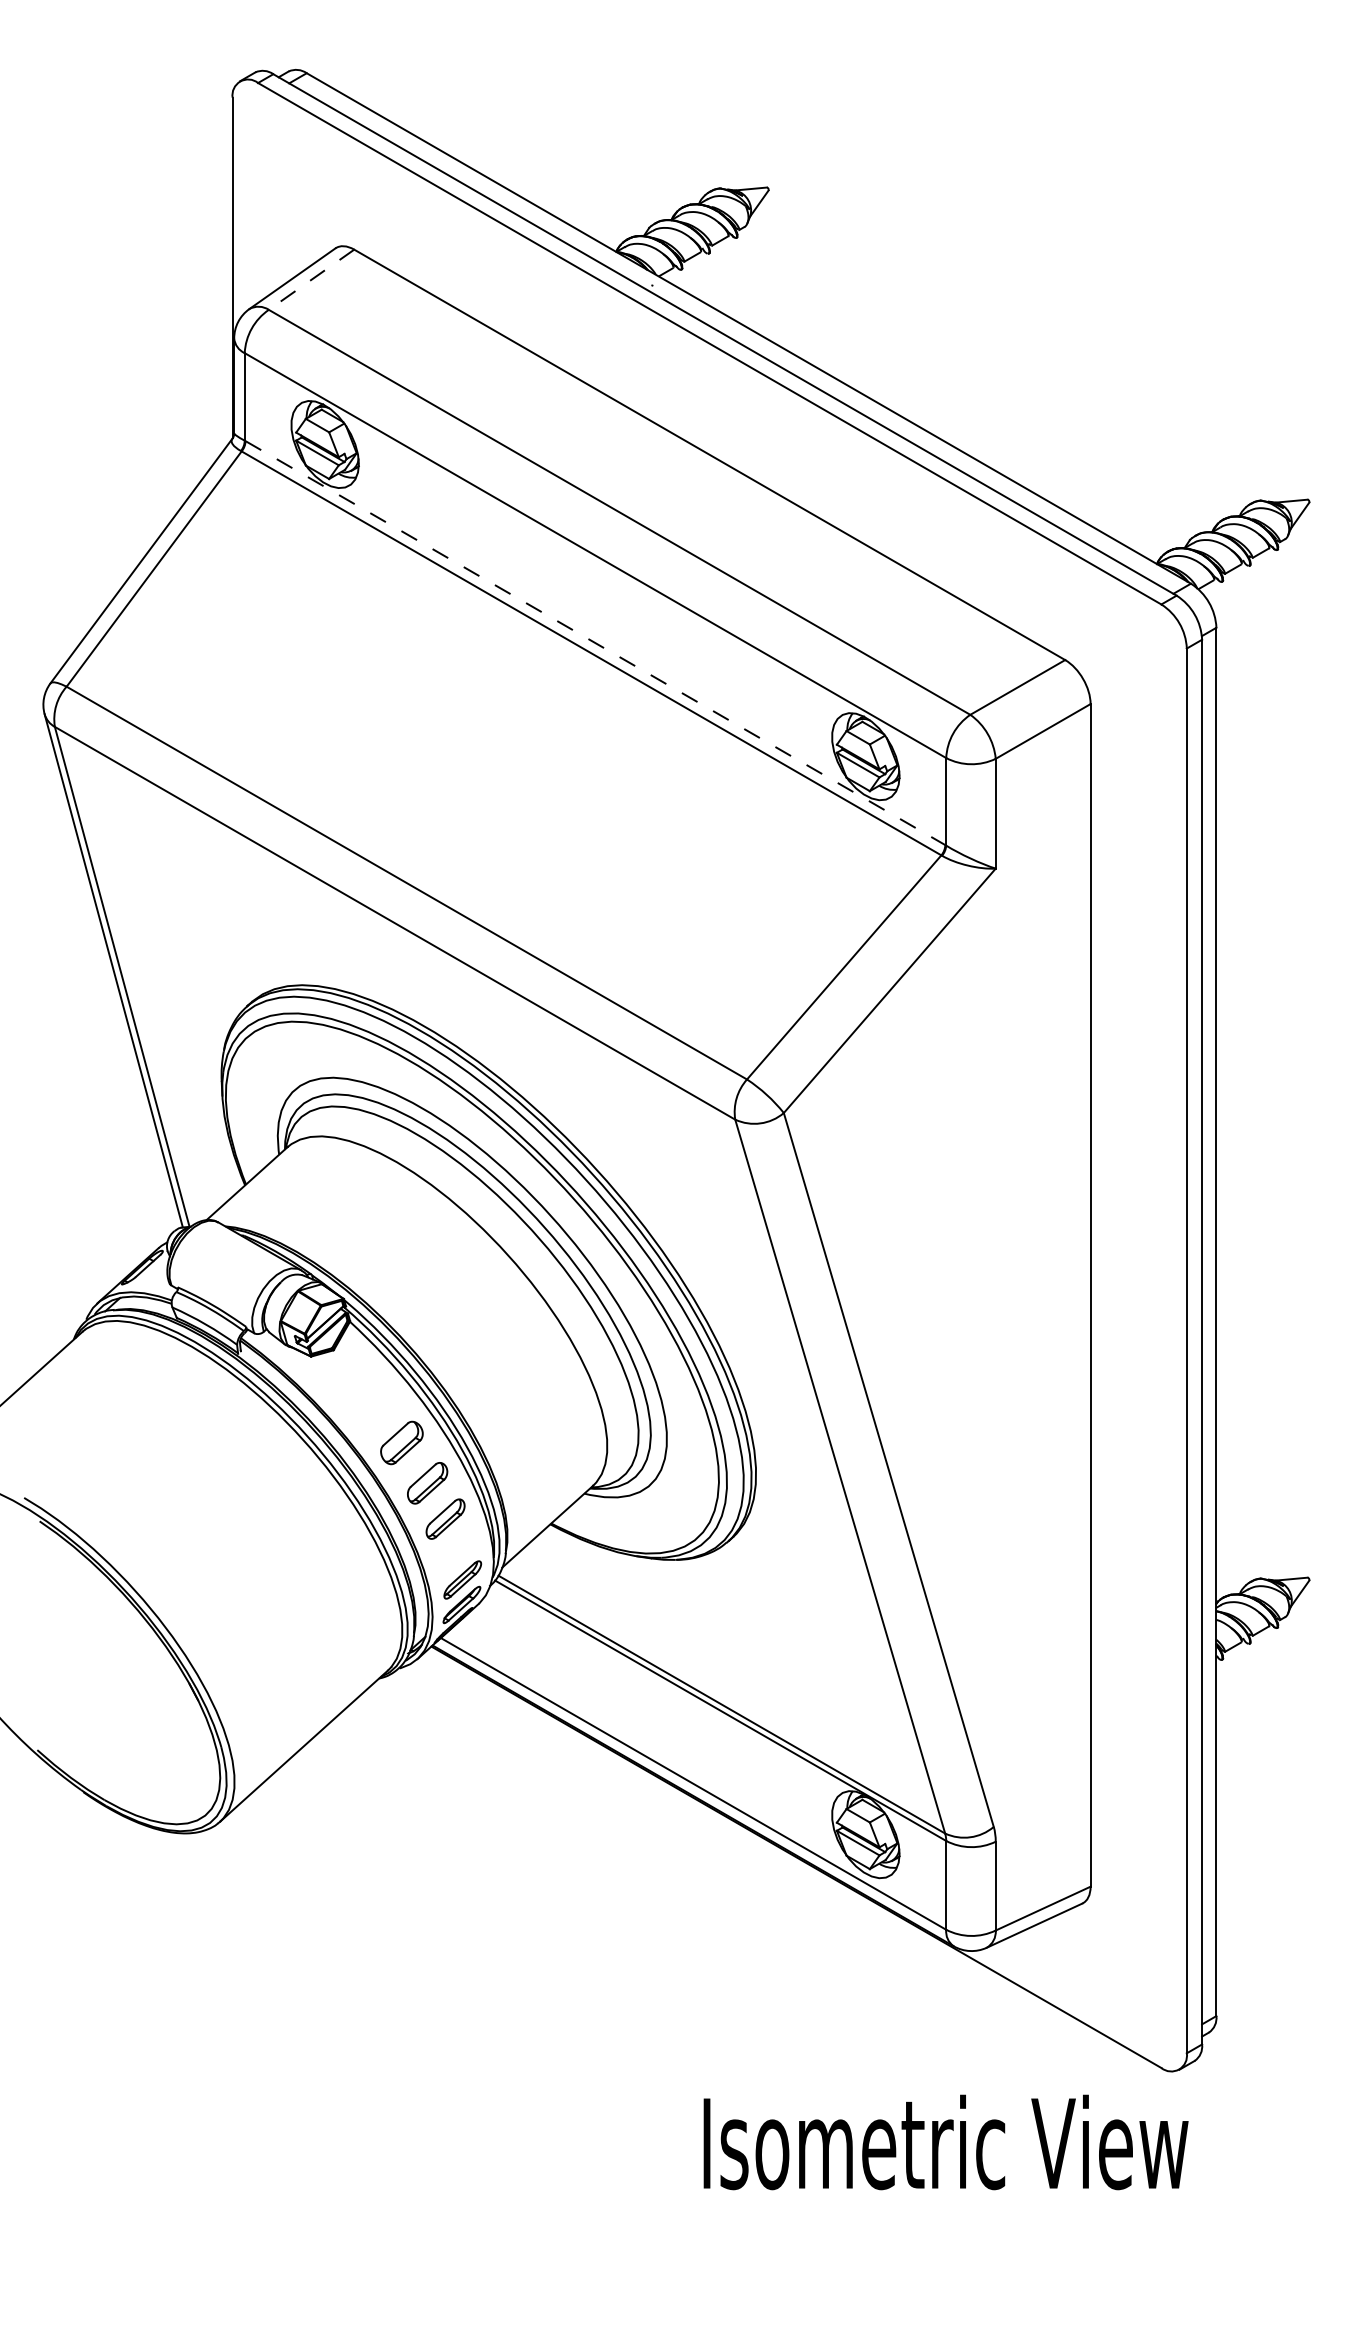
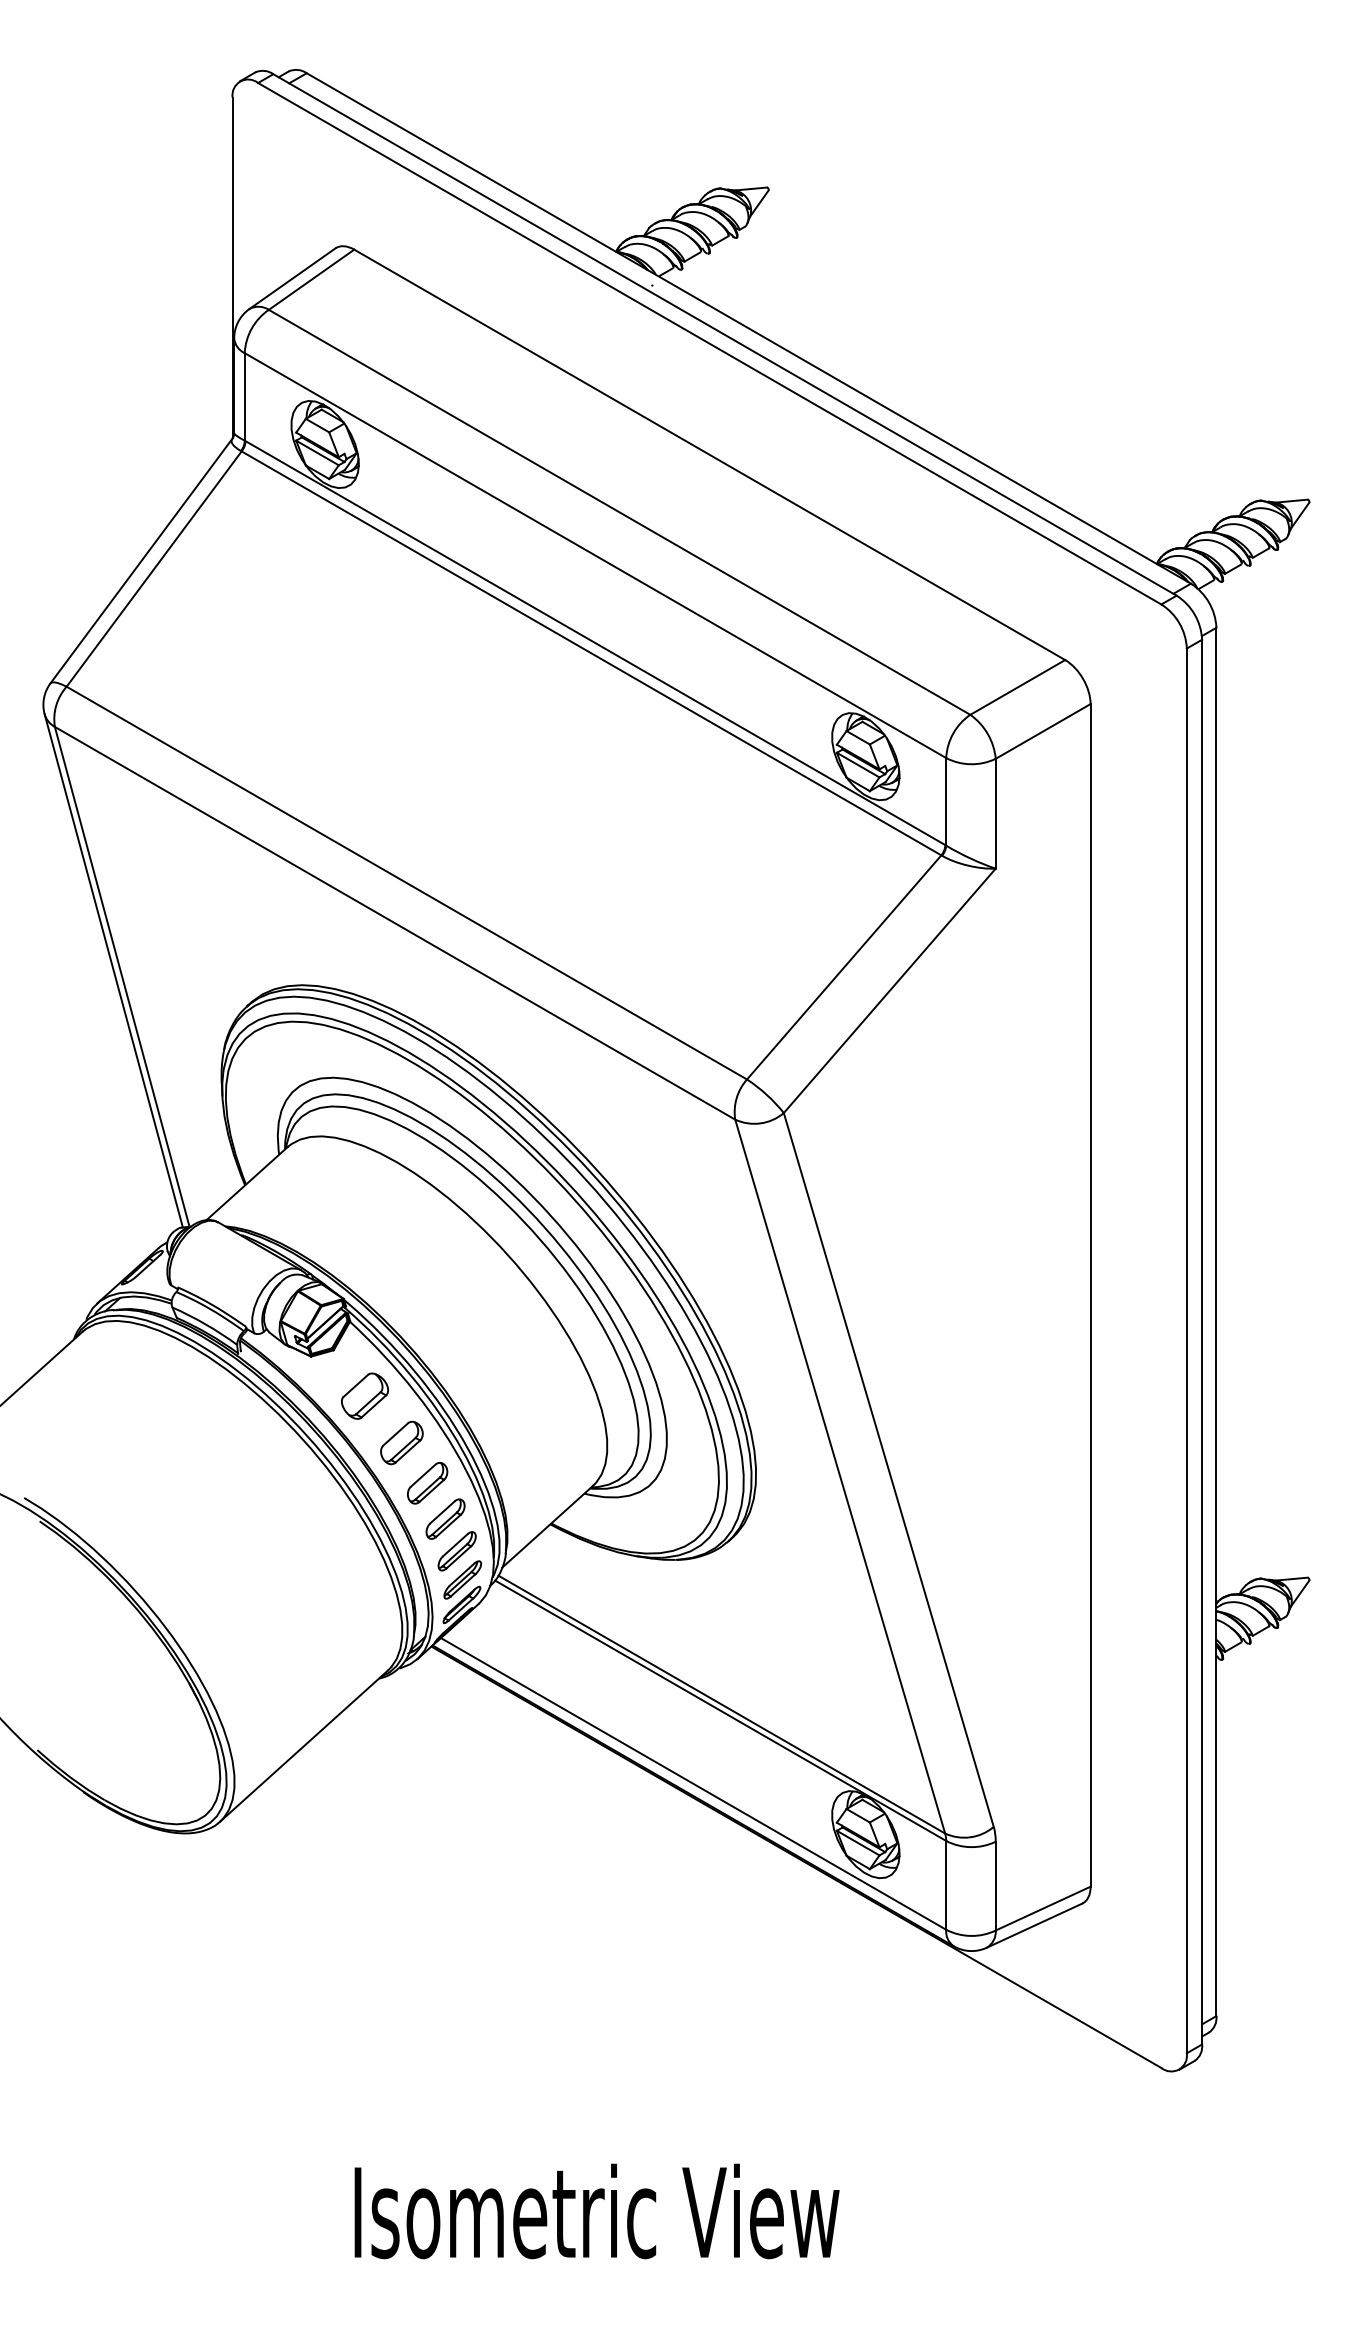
line: dashed -> solid (311, 280)
line: dashed -> solid (595, 643)
part: none -> present (364, 1395)
part: none -> present (456, 1551)
text position: (945, 2142) -> (596, 2211) (596, 2211)
